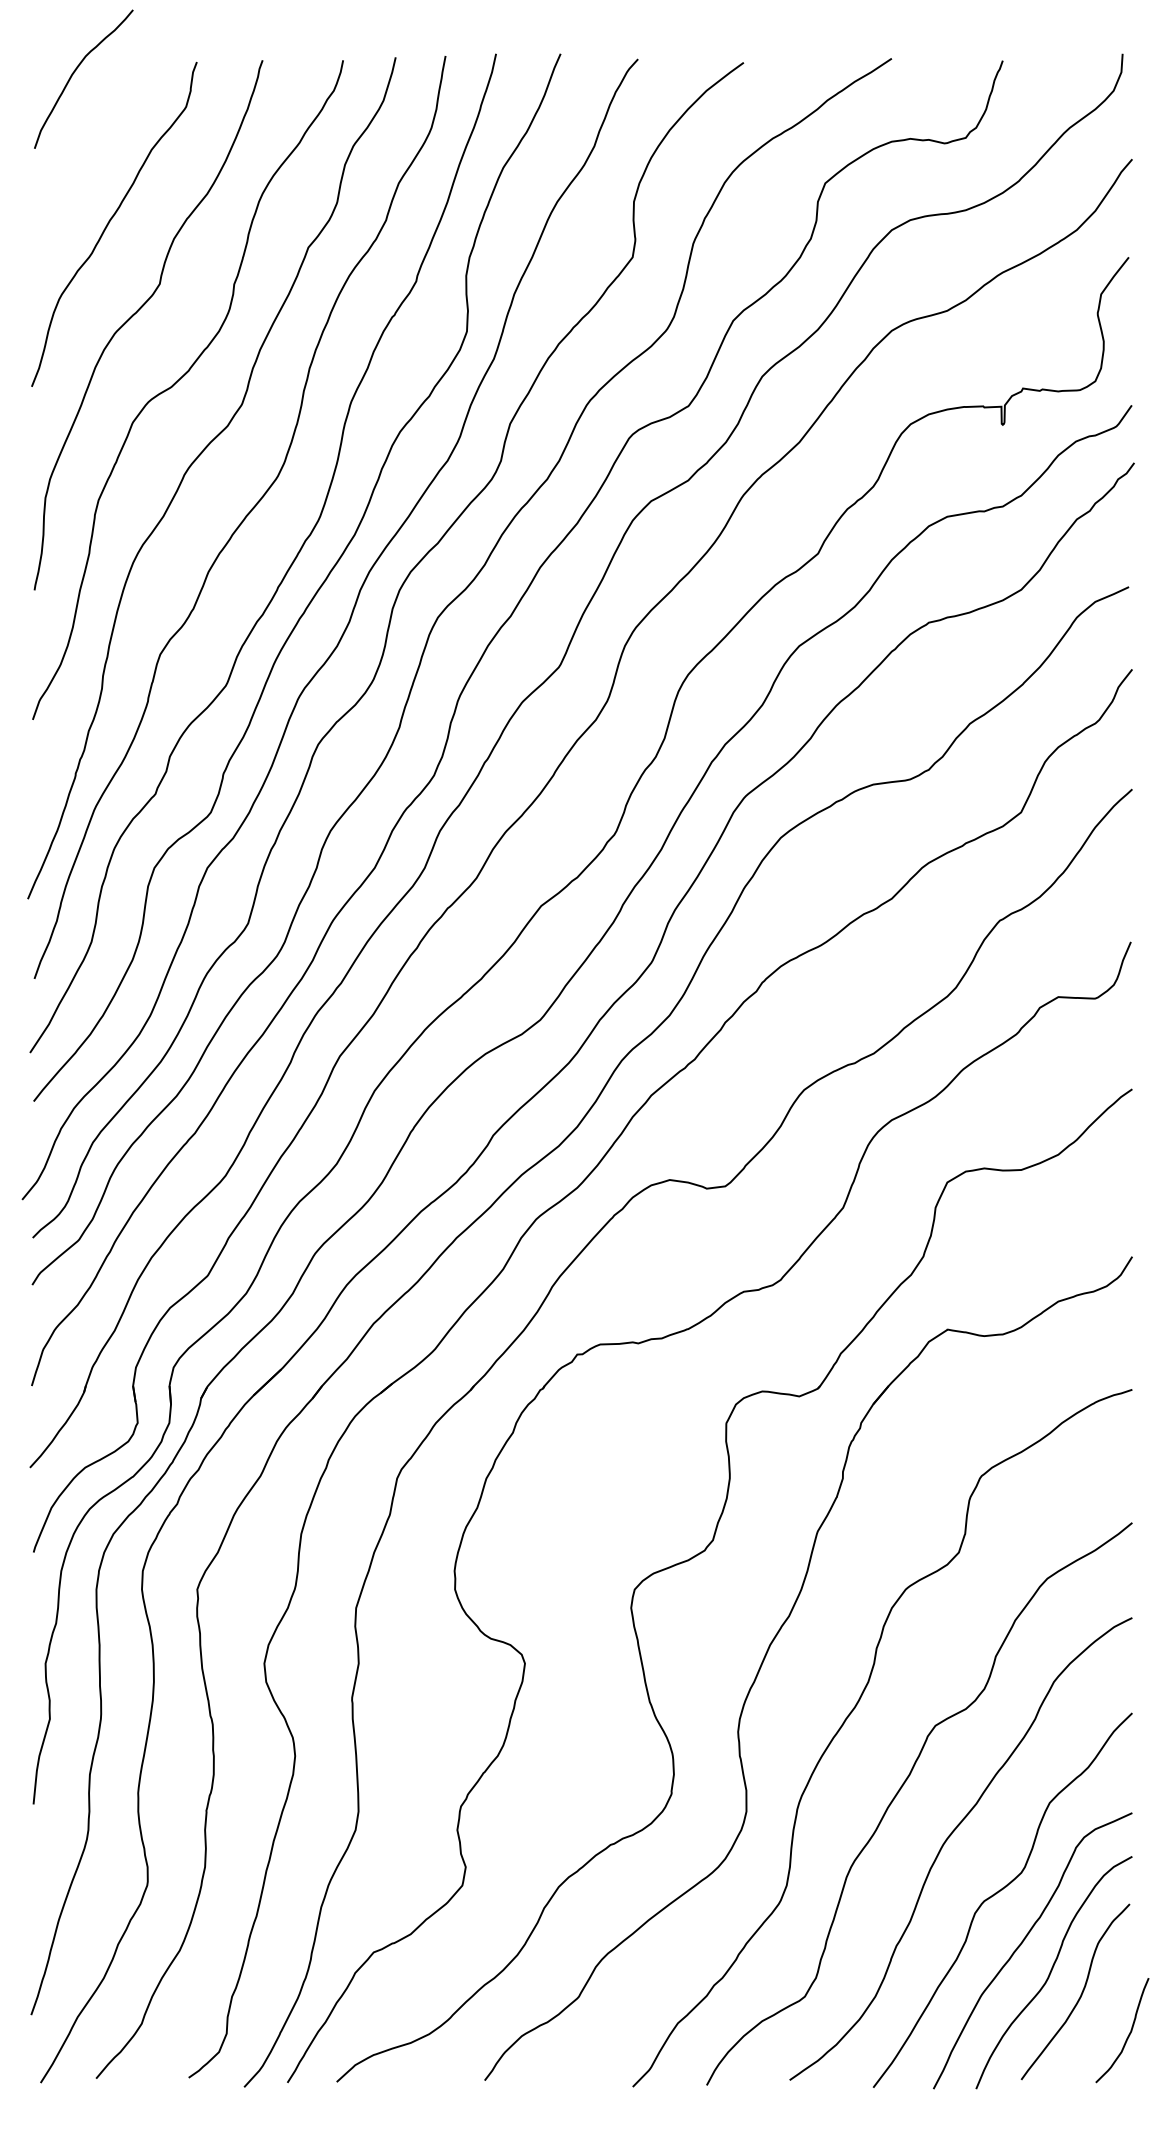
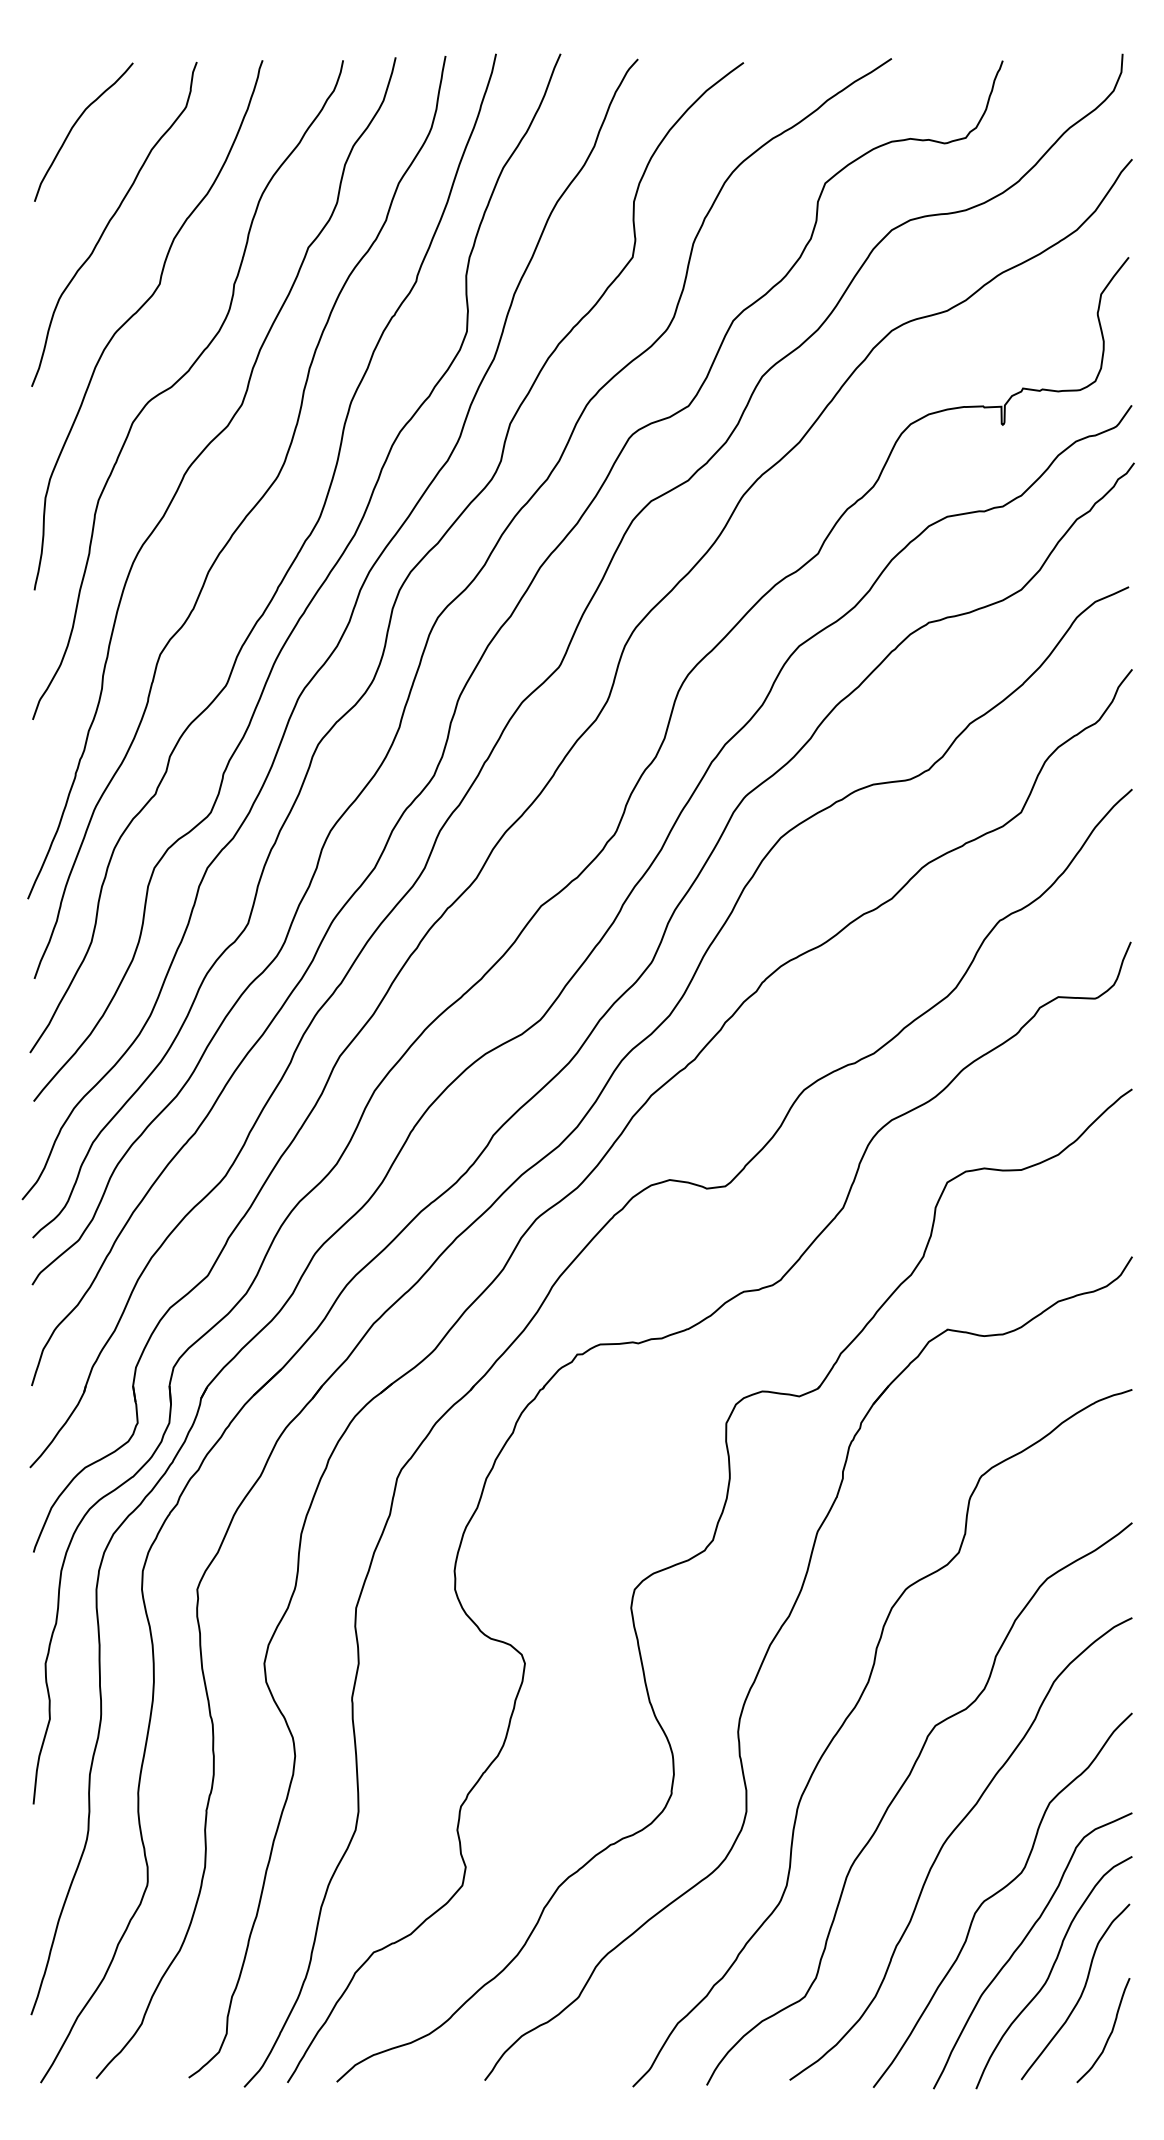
curve position: (74, 73) -> (74, 126) (74, 126)
curve position: (1128, 2034) -> (1109, 2034) (1109, 2034)
